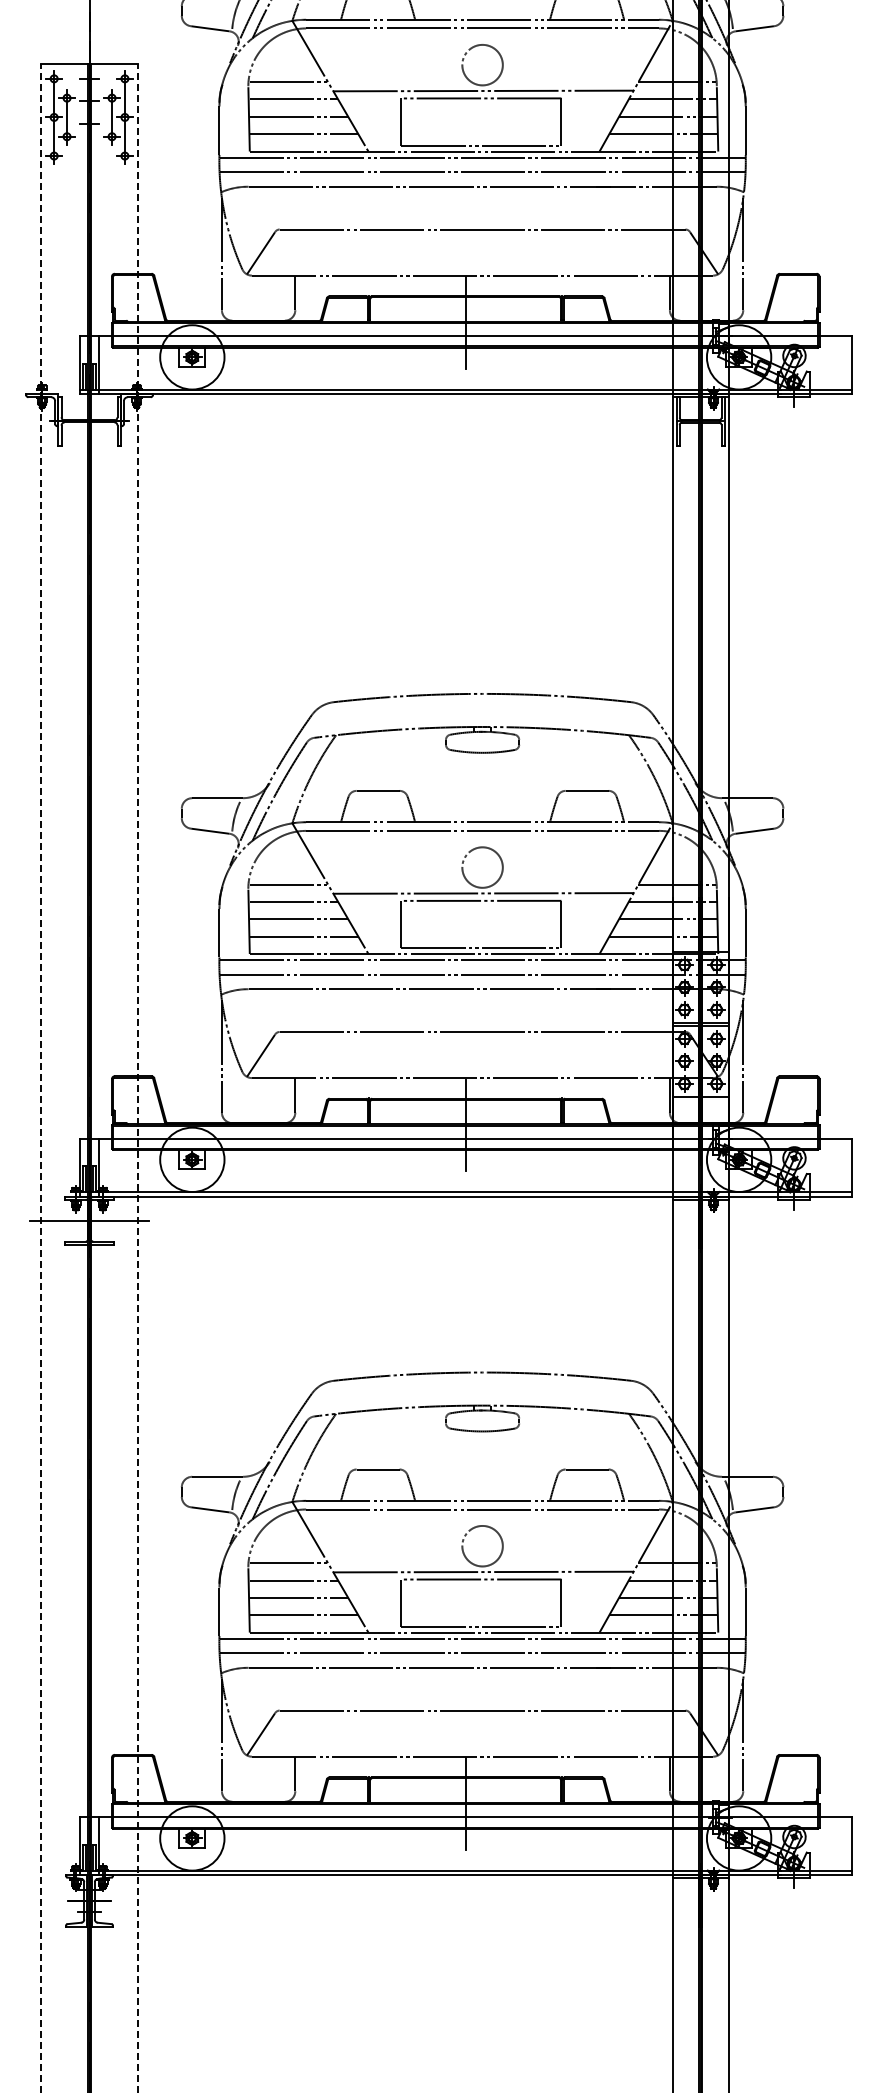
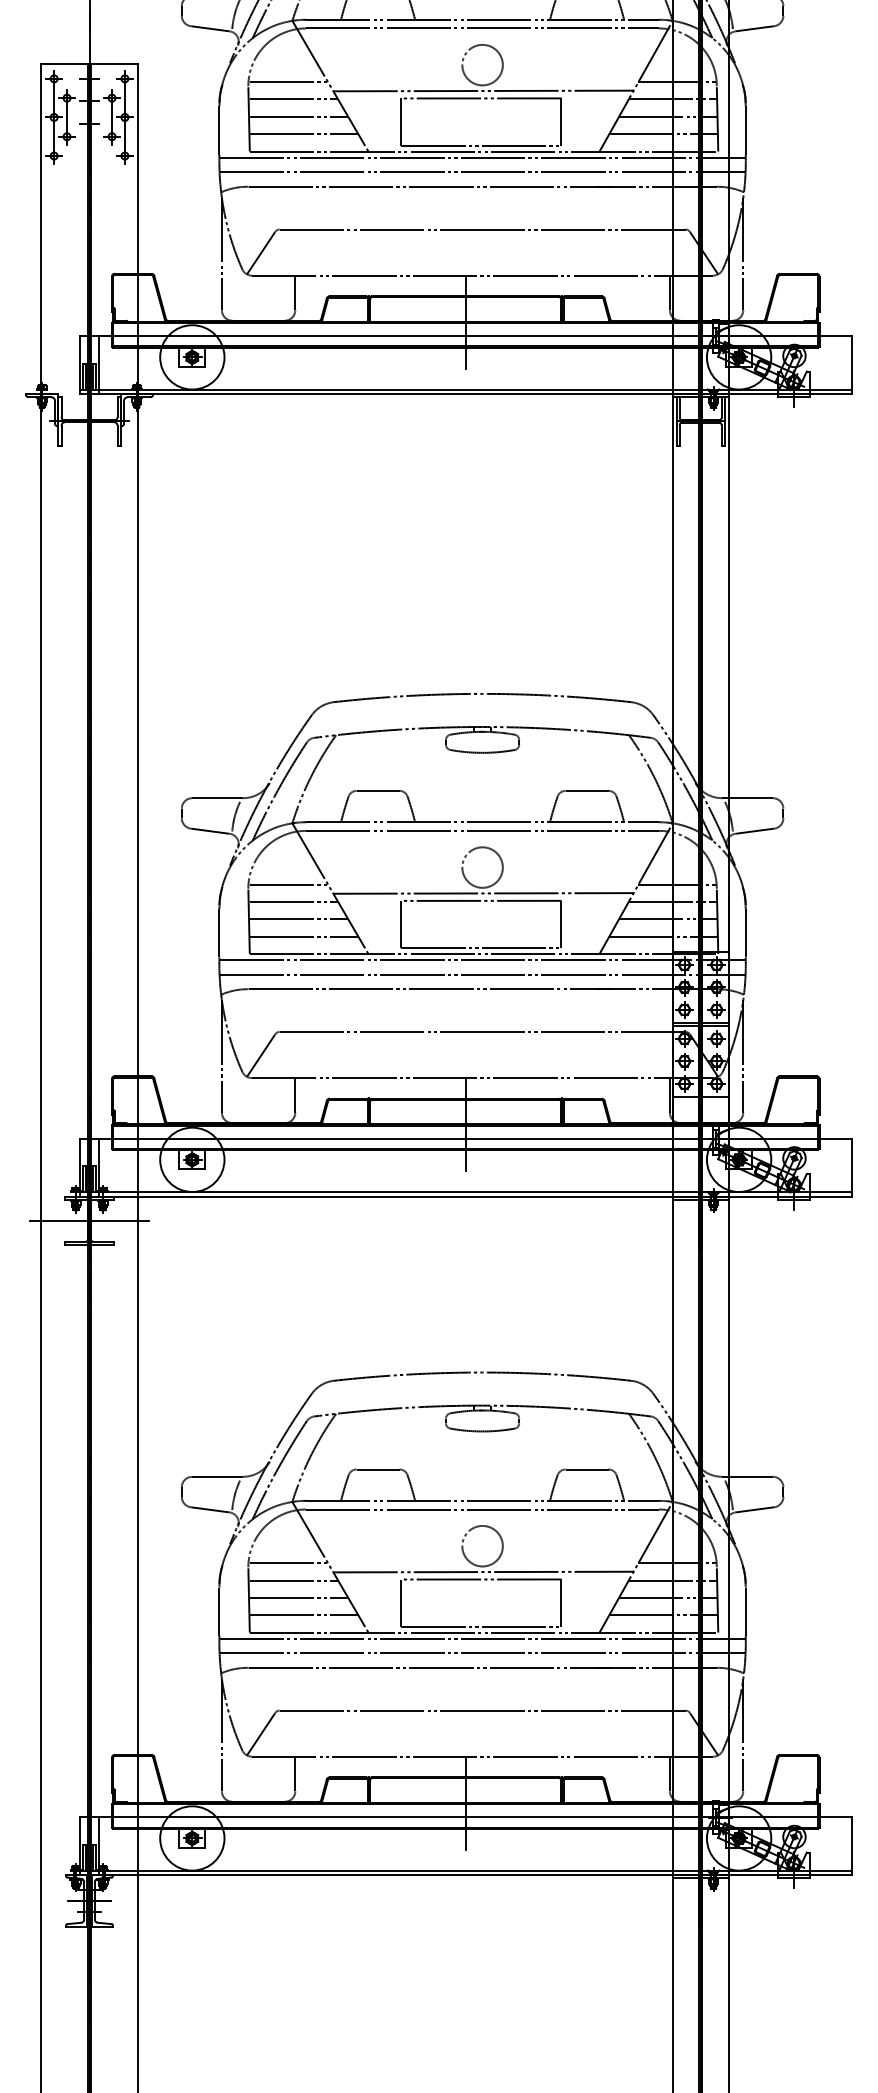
line: dashed -> solid (41, 1078)
line: dashed -> solid (137, 1078)
